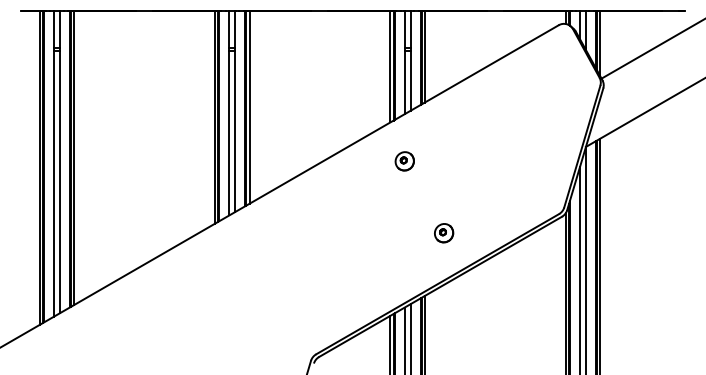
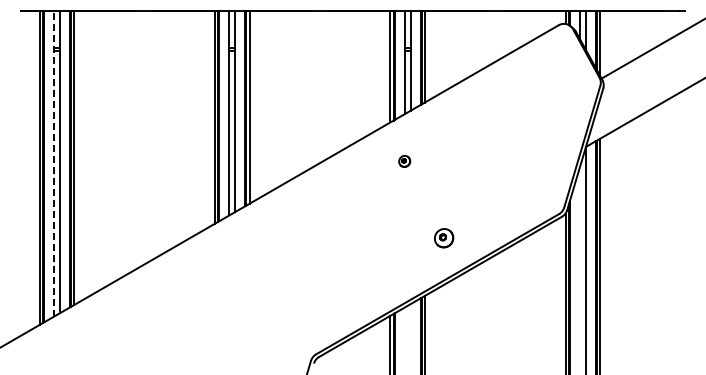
part size: 21x21 px -> 14x13 px (404, 161)
line: solid -> dashed (54, 164)
part position: (444, 233) -> (444, 238) (444, 238)
line: present -> none (580, 268)
line: present -> none (410, 337)
line: present -> none (404, 339)
